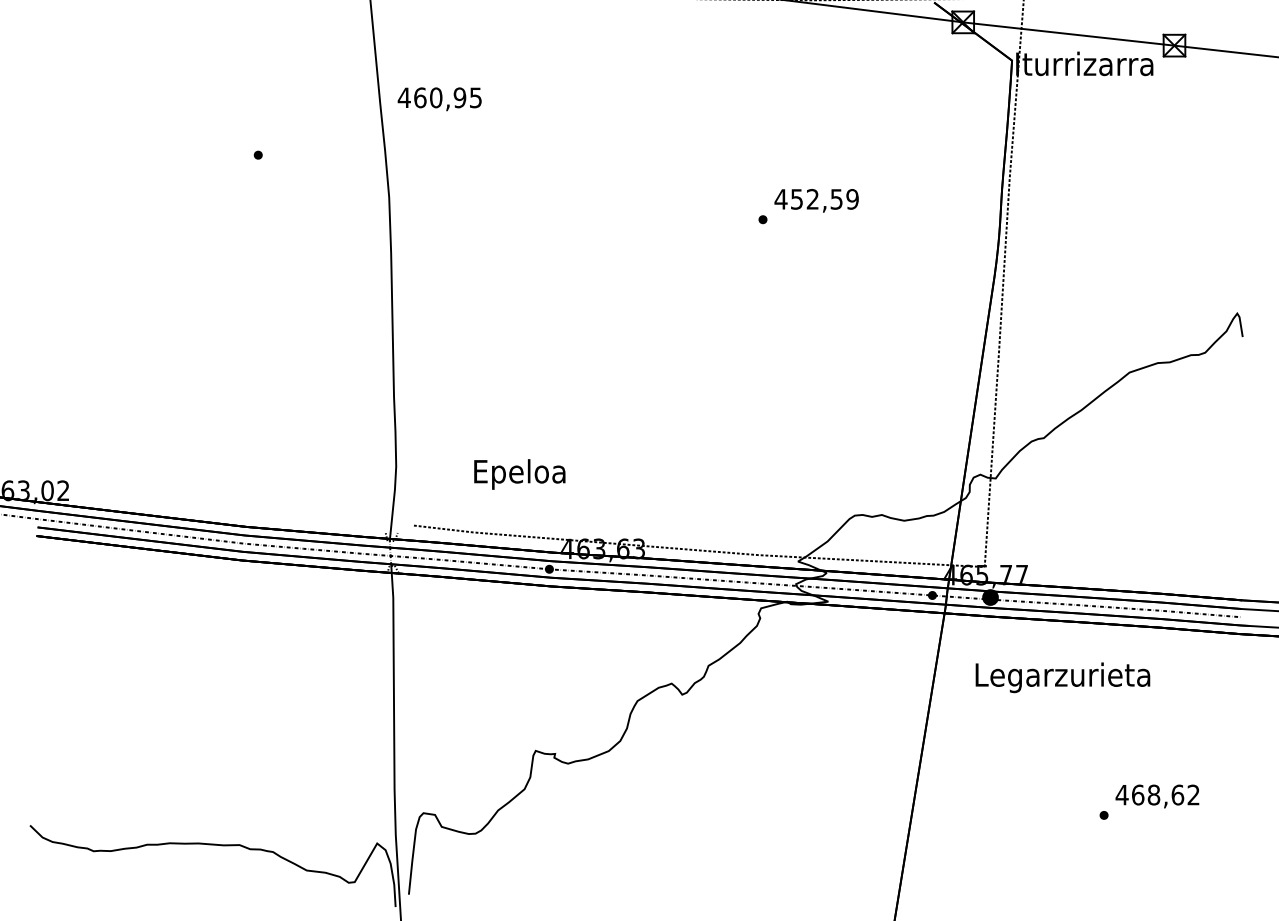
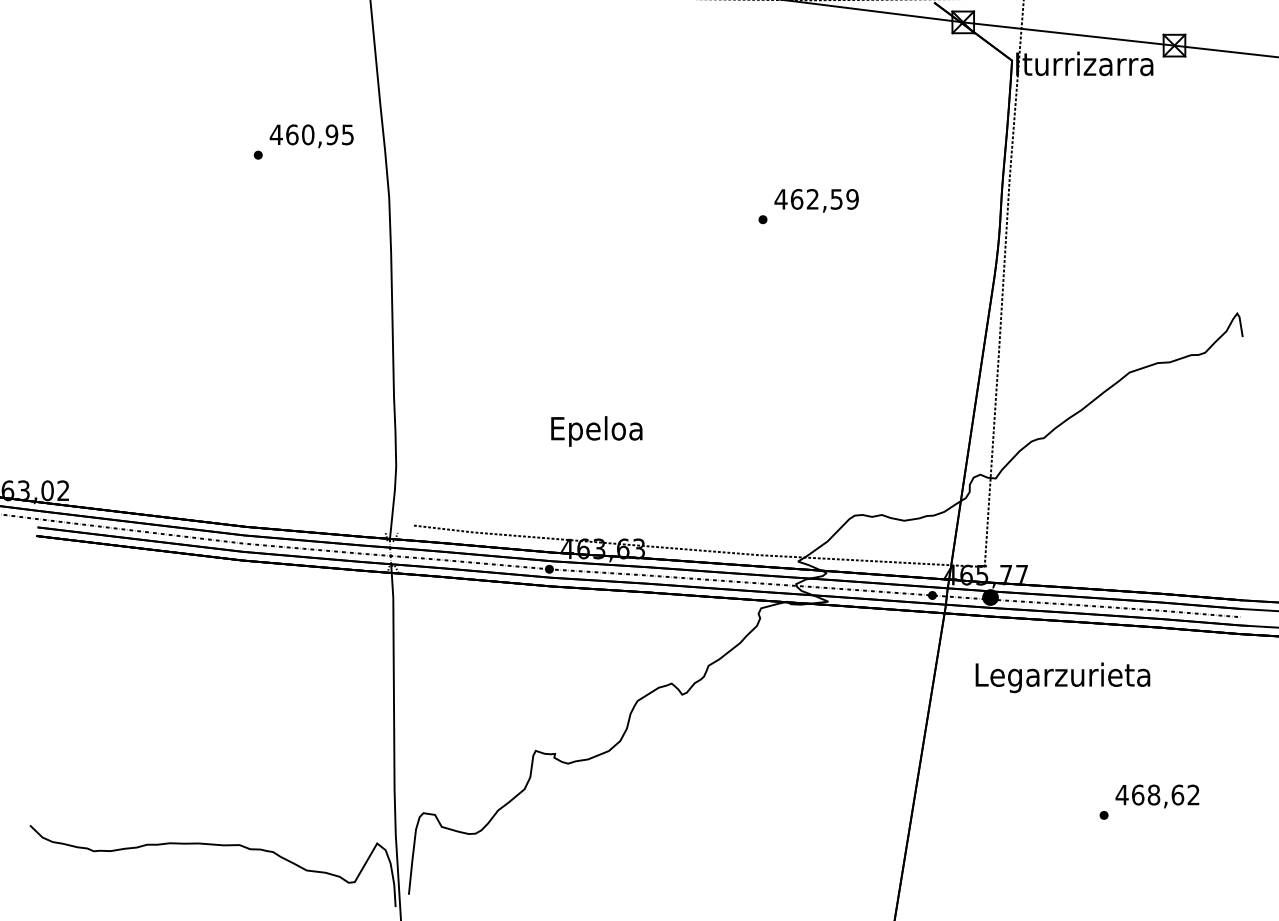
text position: (439, 99) -> (311, 136) (311, 136)
text: 452,59 -> 462,59 (796, 199)
text position: (519, 474) -> (596, 431) (596, 431)
